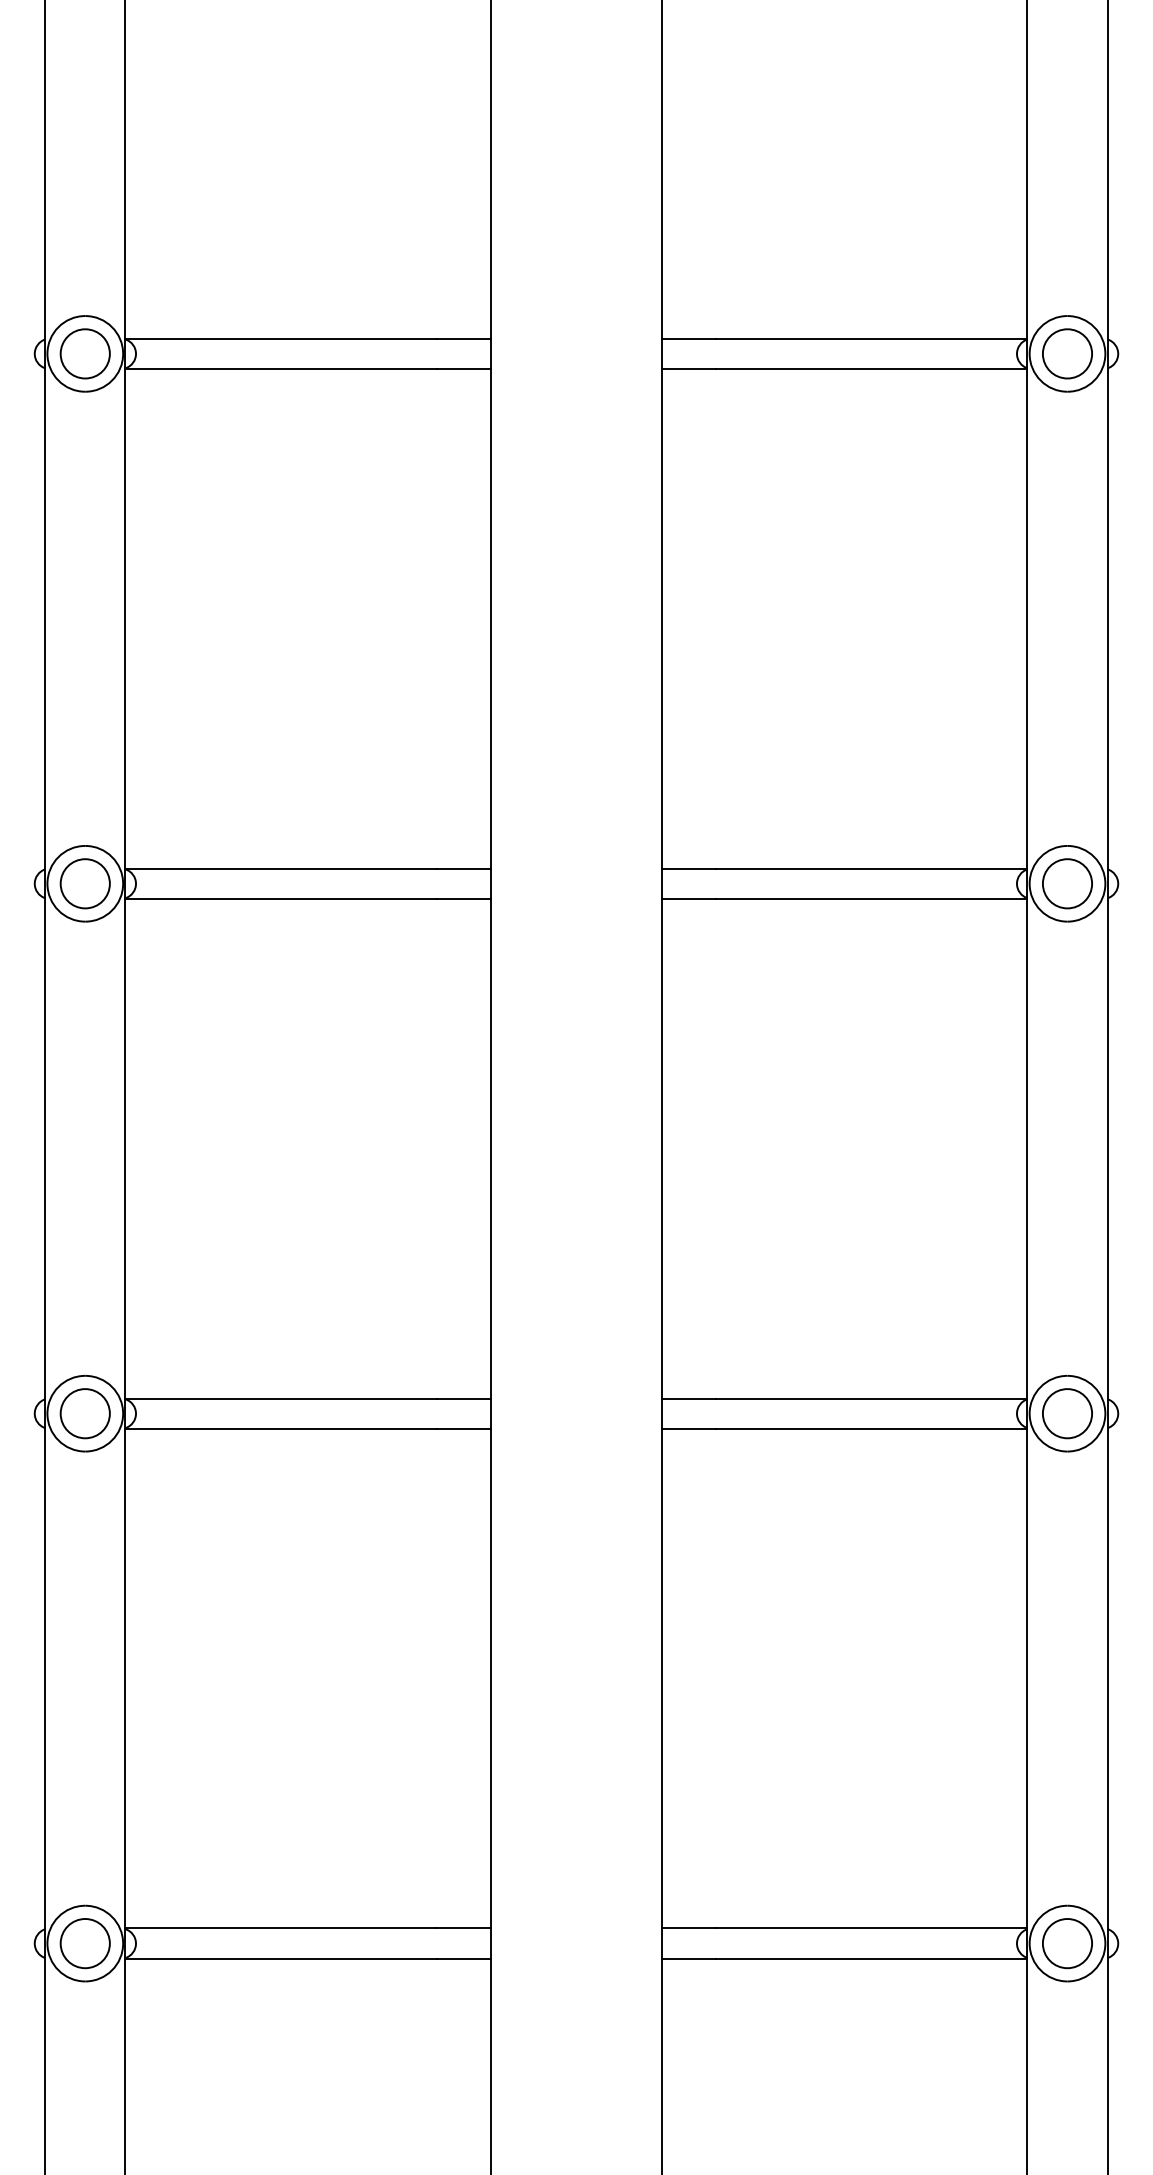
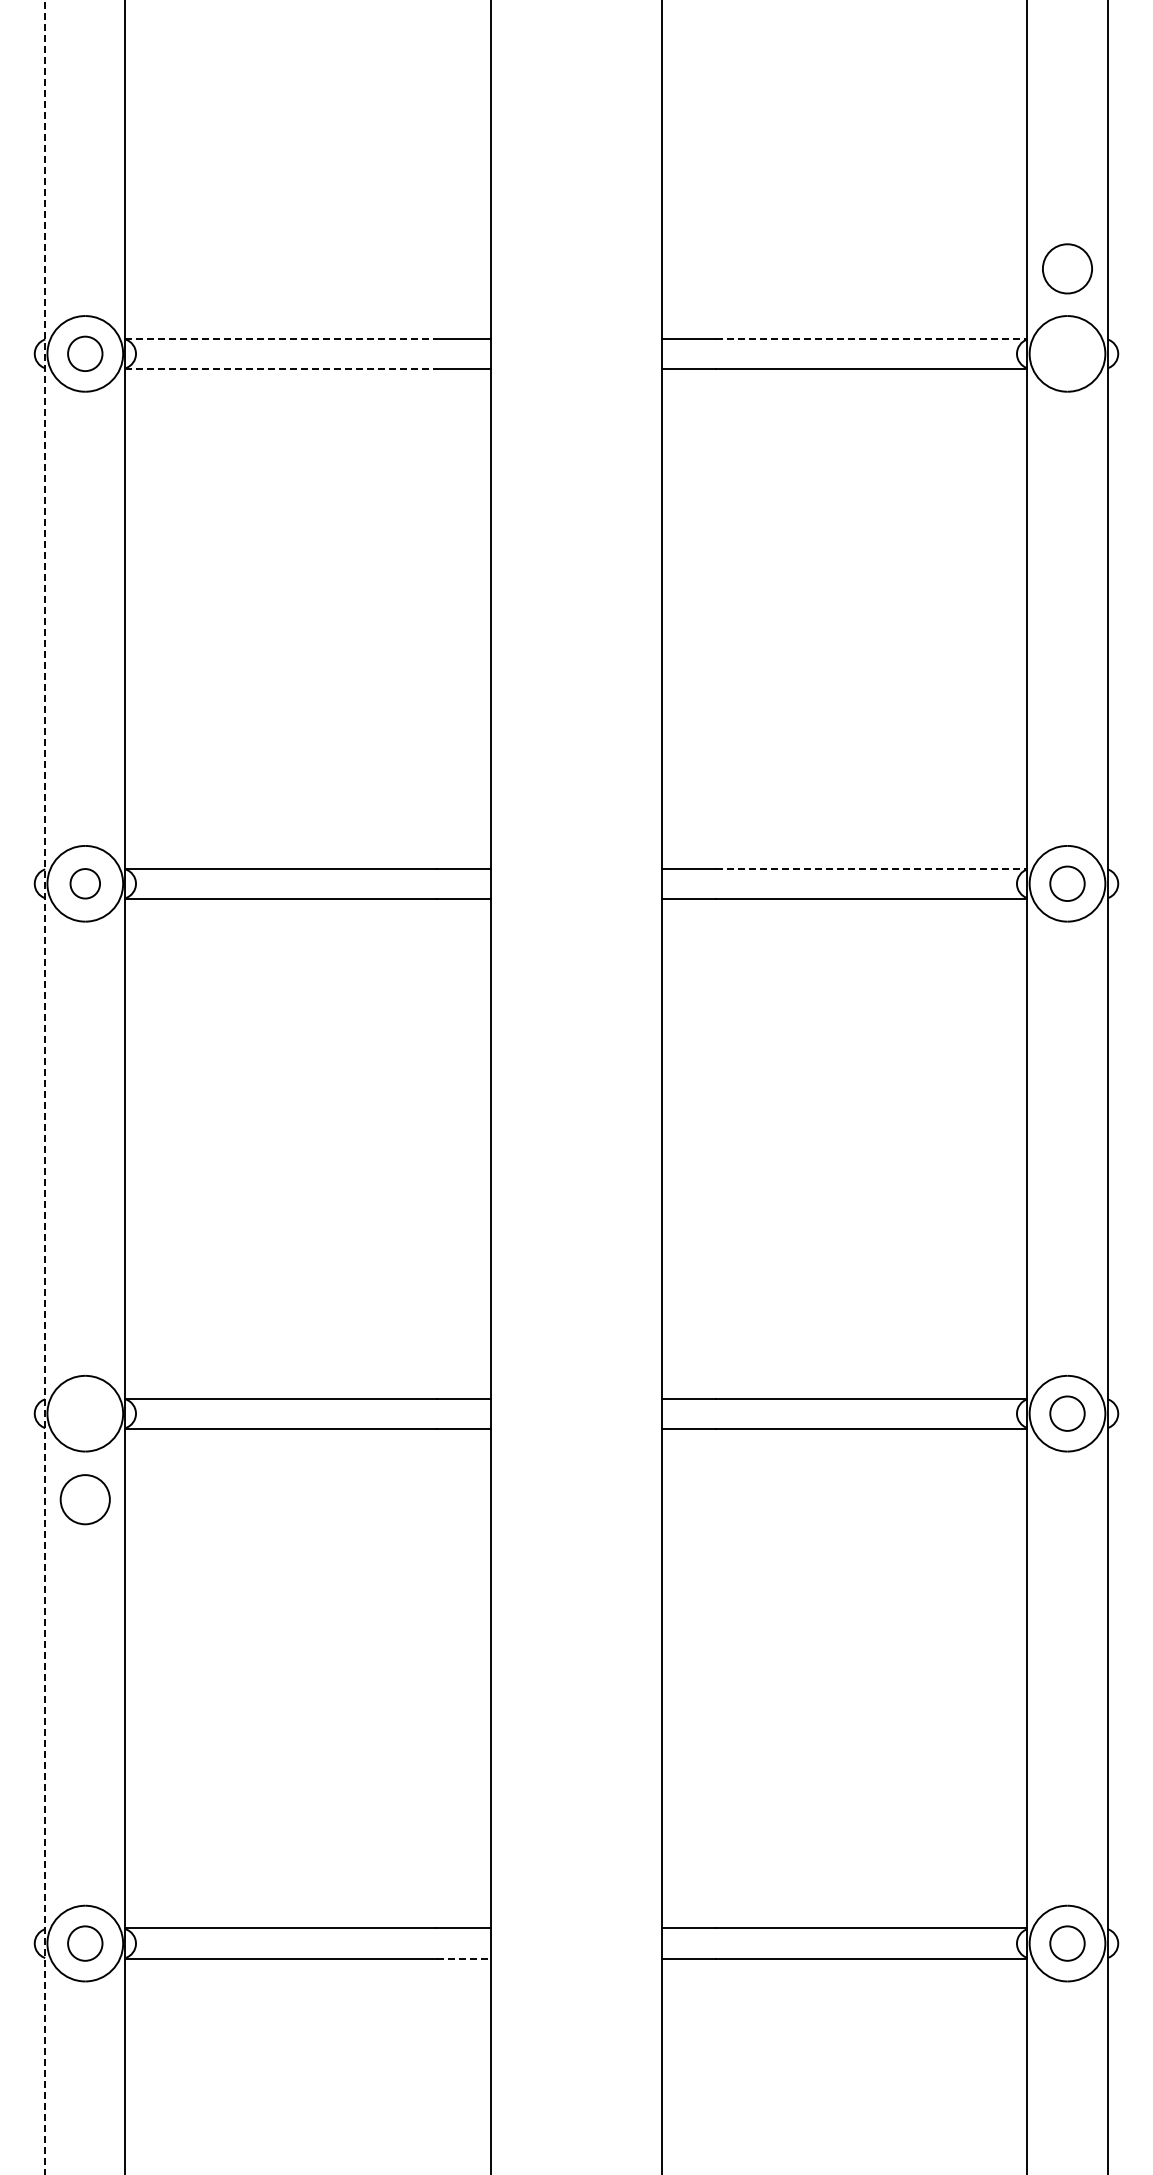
line: solid -> dashed (280, 338)
line: solid -> dashed (872, 338)
circle diameter: 49 px -> 34 px (85, 353)
circle position: (1067, 353) -> (1067, 268) (1067, 268)
line: solid -> dashed (280, 369)
line: solid -> dashed (872, 868)
circle diameter: 49 px -> 30 px (85, 883)
circle diameter: 49 px -> 34 px (1067, 883)
line: solid -> dashed (45, 1087)
circle position: (84, 1413) -> (84, 1499) (84, 1499)
circle diameter: 49 px -> 34 px (1067, 1413)
circle diameter: 49 px -> 34 px (85, 1943)
circle diameter: 49 px -> 34 px (1067, 1943)
line: solid -> dashed (464, 1958)
